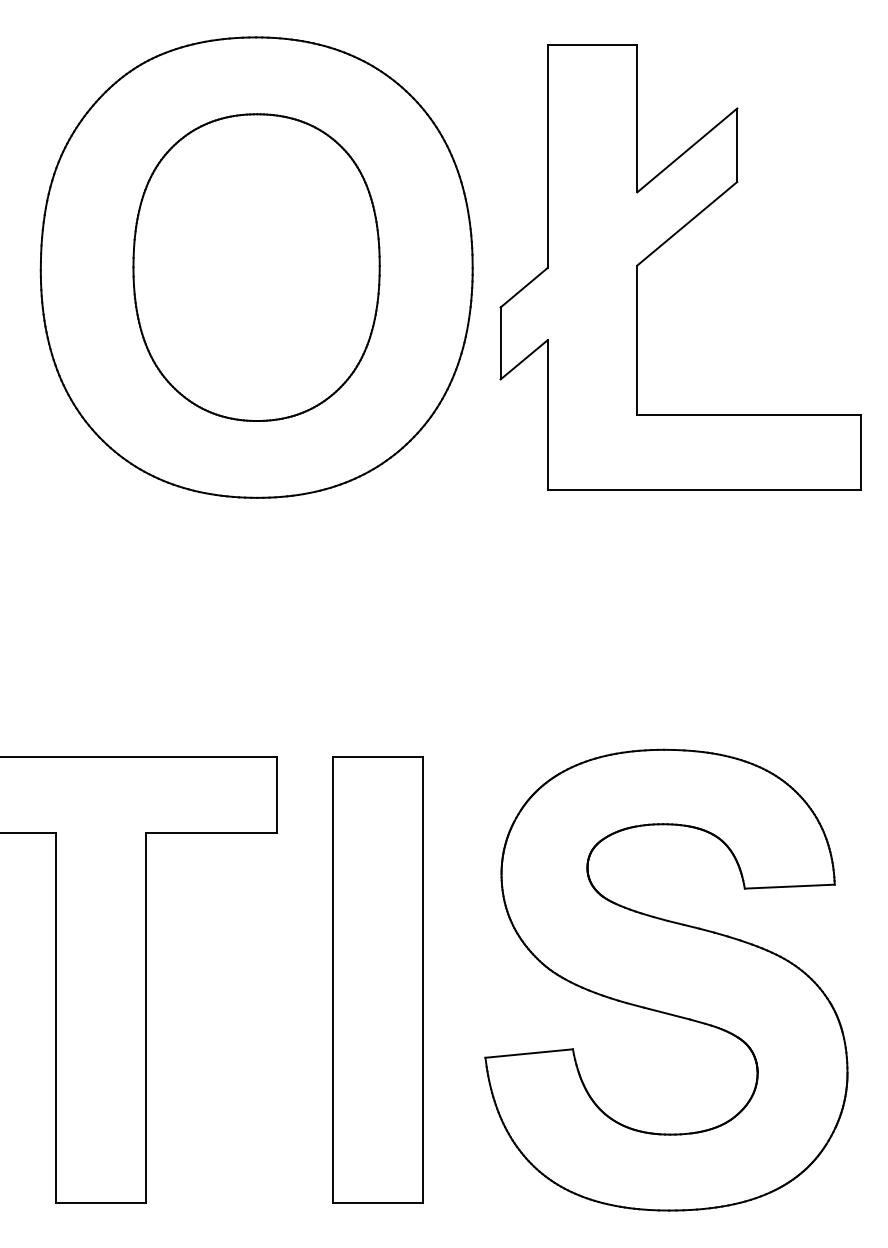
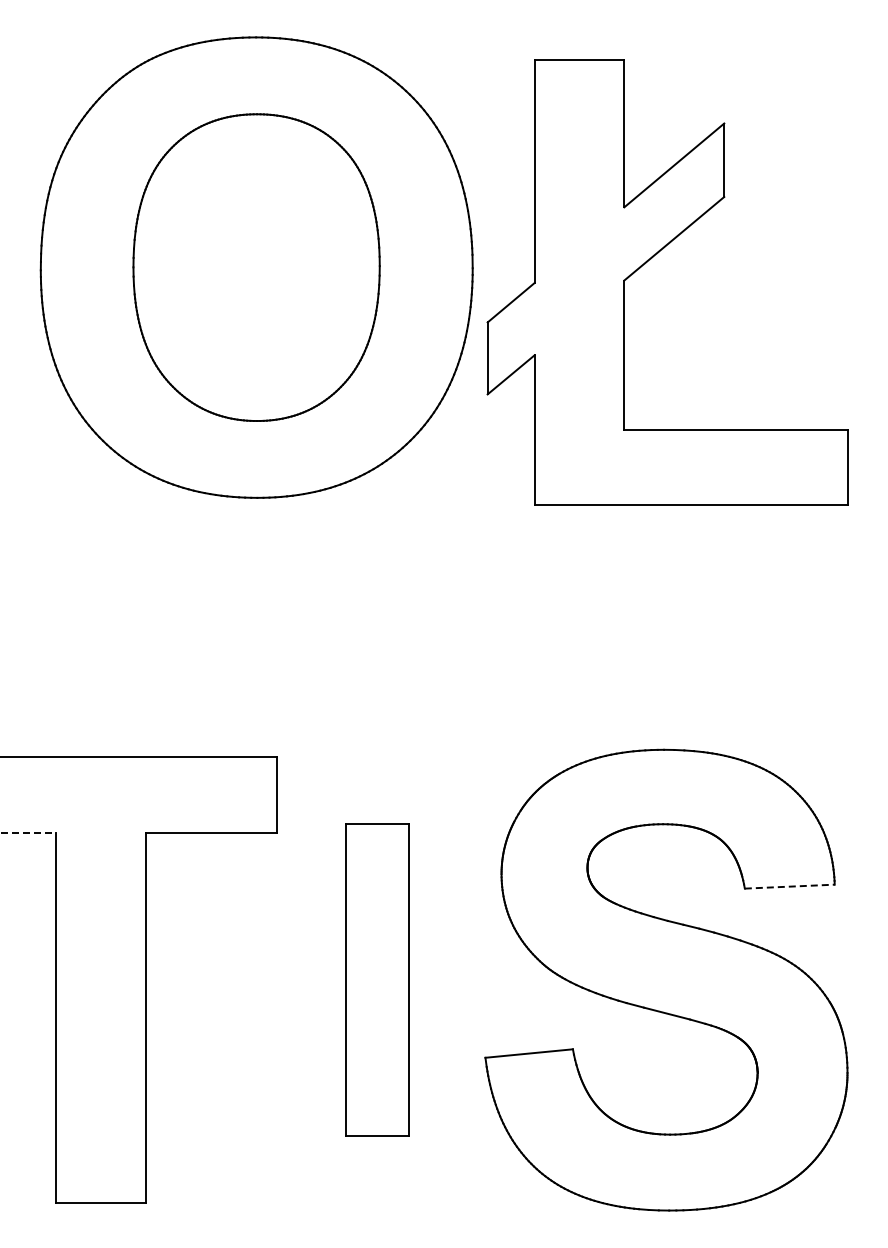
part position: (664, 244) -> (651, 259) (651, 259)
line: solid -> dashed (27, 832)
line: solid -> dashed (789, 886)
part size: 92x448 px -> 65x314 px (377, 979)
